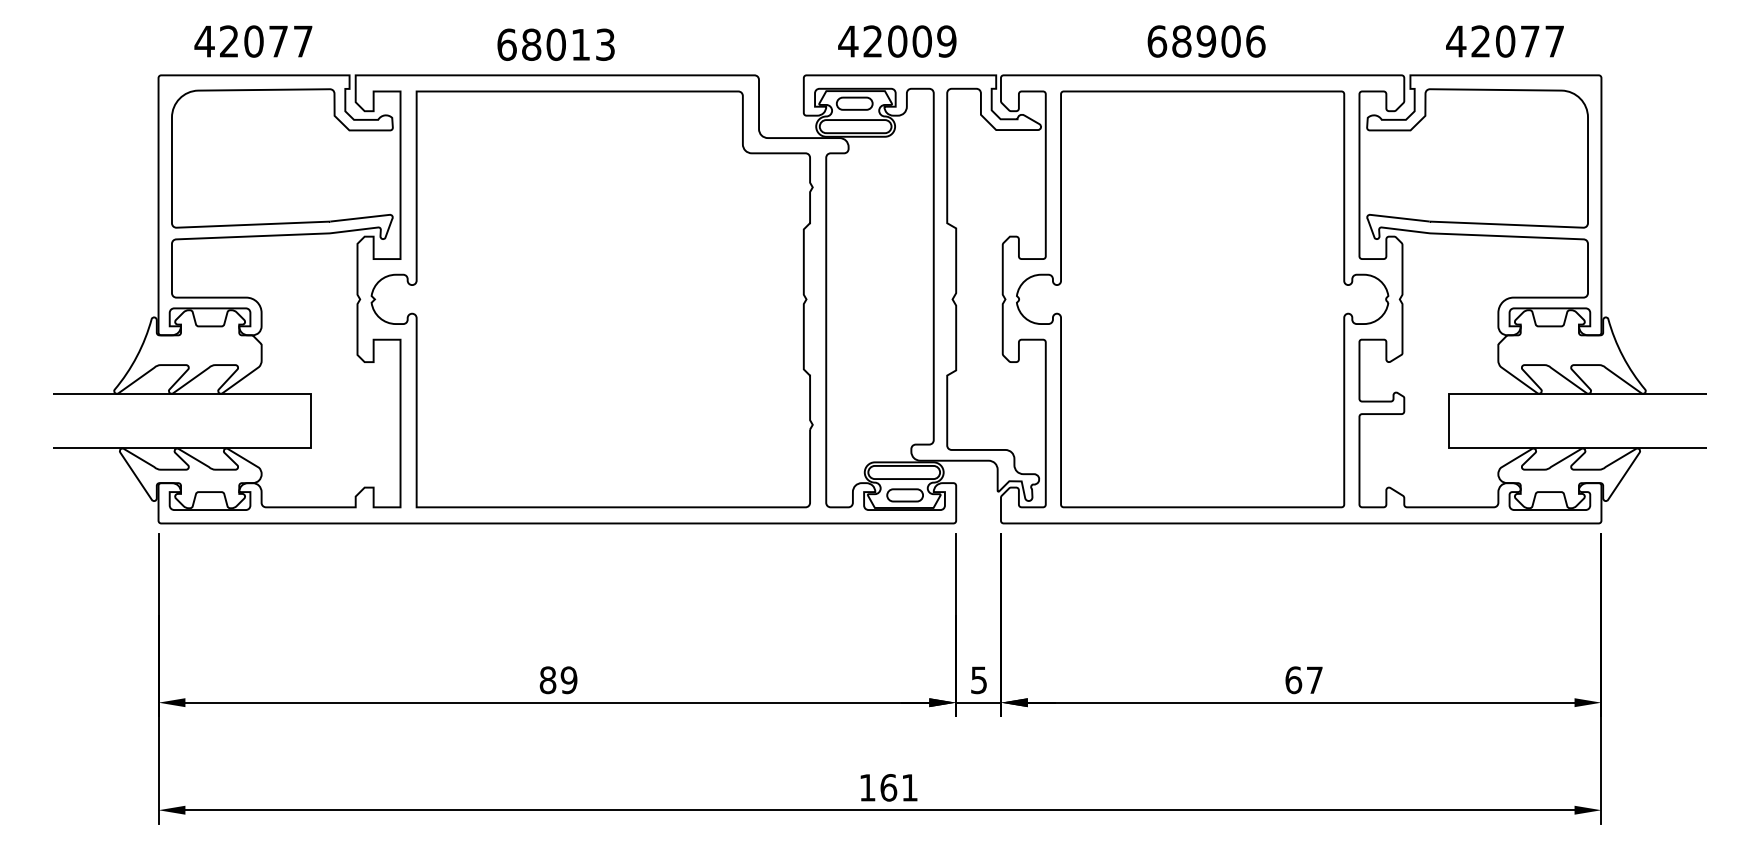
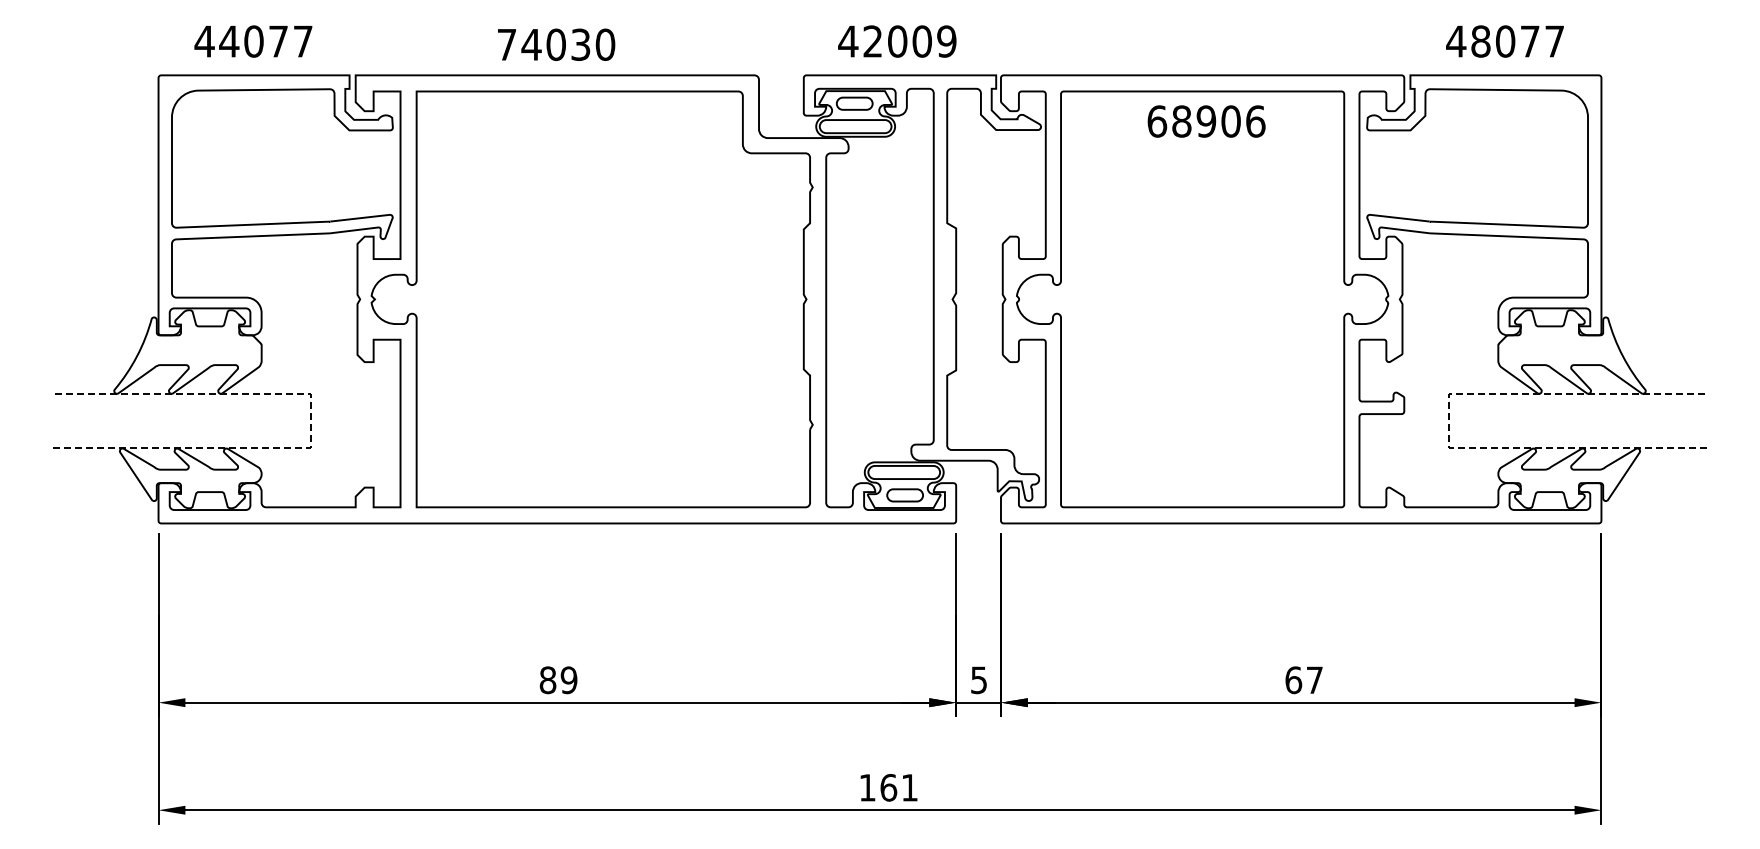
text: 42077 -> 44077 (229, 41)
text position: (1206, 41) -> (1206, 121) (1206, 121)
text: 42077 -> 48077 (1480, 41)
text: 68013 -> 74030 (556, 44)
line: solid -> dashed (310, 421)
line: solid -> dashed (1449, 421)
